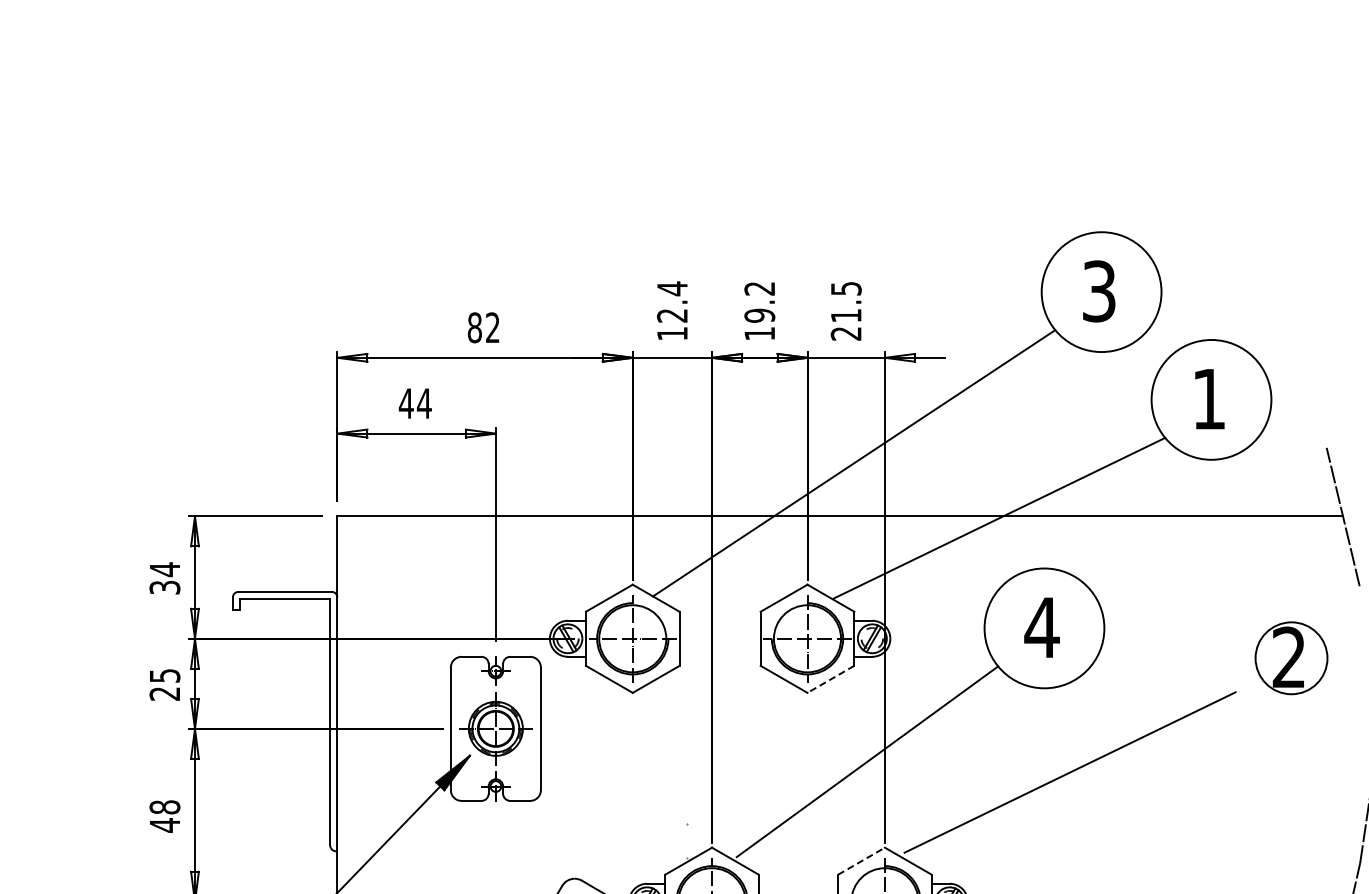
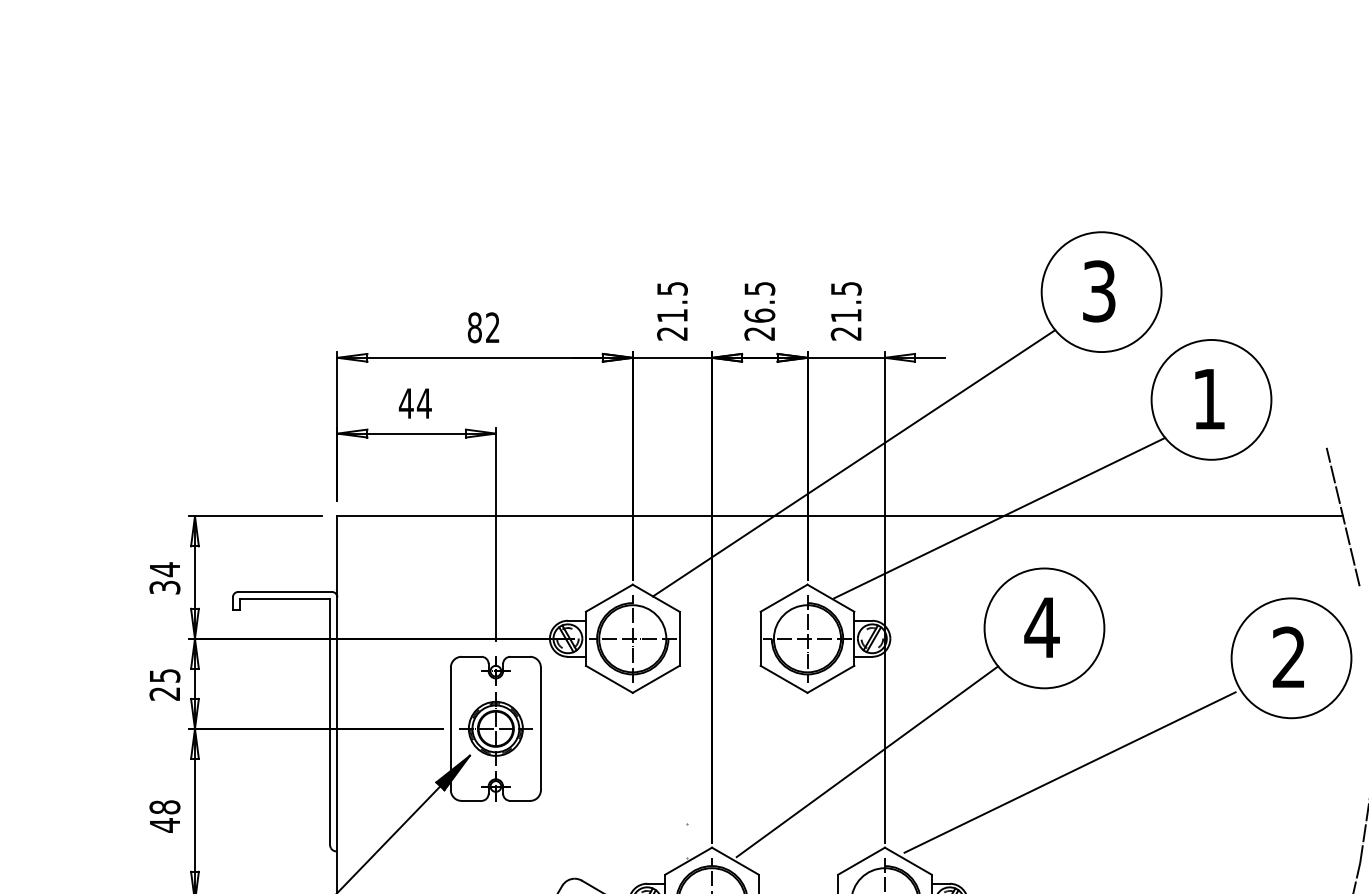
text: 12.4 -> 21.5 (672, 310)
text: 19.2 -> 26.5 (759, 311)
circle diameter: 72 px -> 120 px (1291, 658)
line: dashed -> solid (830, 679)
line: dashed -> solid (861, 860)
